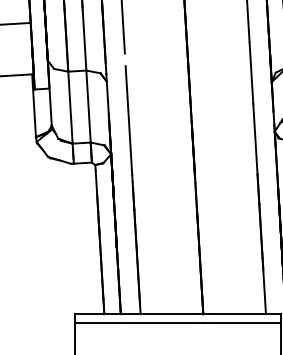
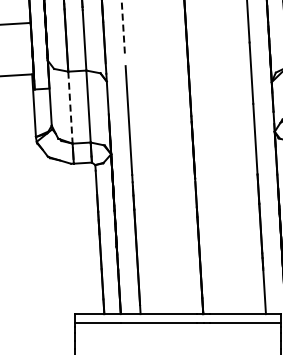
line: solid -> dashed (123, 26)
line: solid -> dashed (70, 108)
